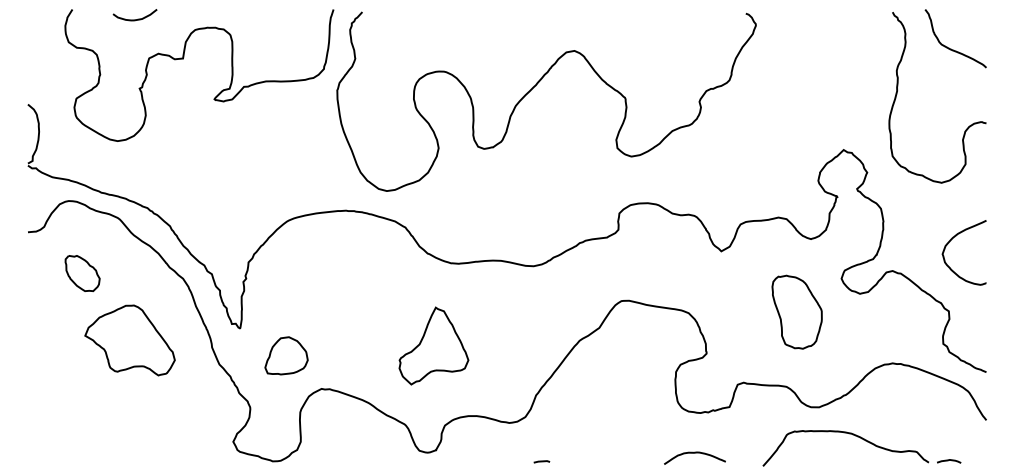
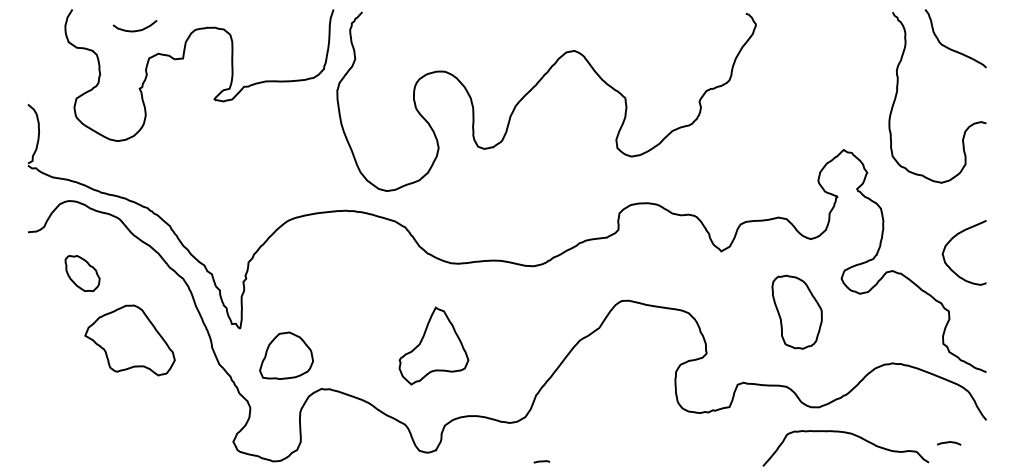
curve position: (134, 19) -> (134, 30) (134, 30)
part size: 45x40 px -> 55x49 px (286, 355)
curve: present -> none (694, 453)
curve position: (949, 460) -> (949, 442) (949, 442)
